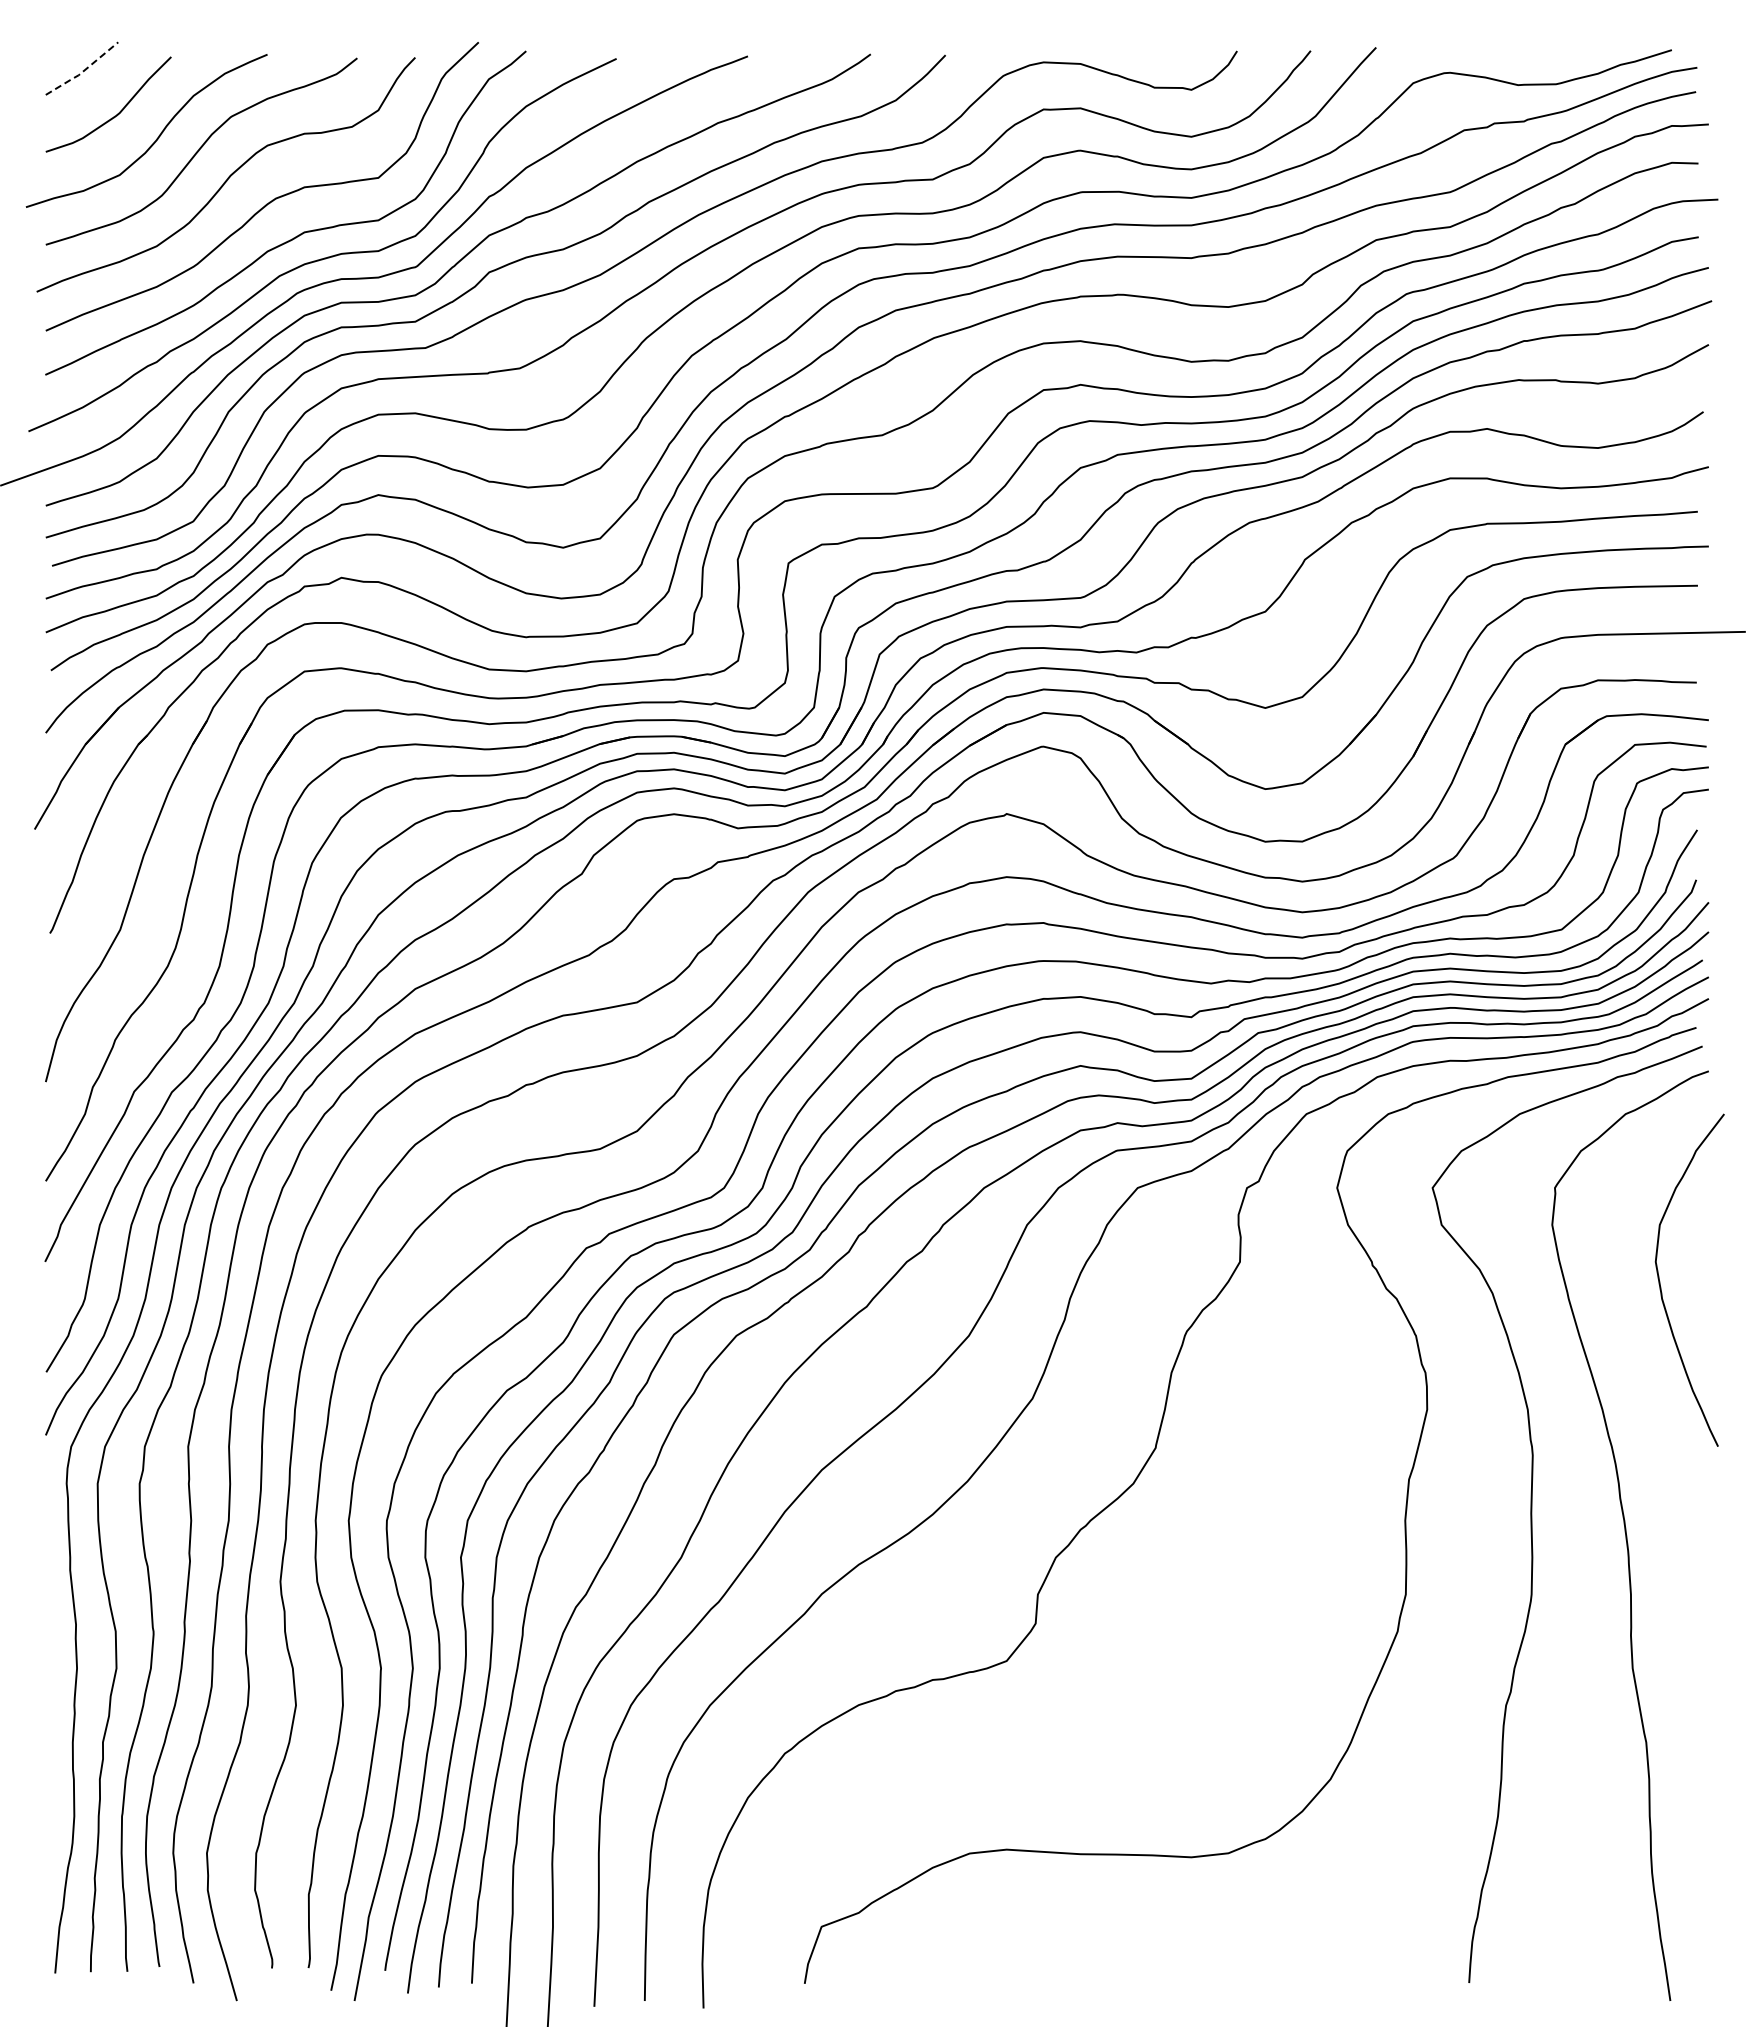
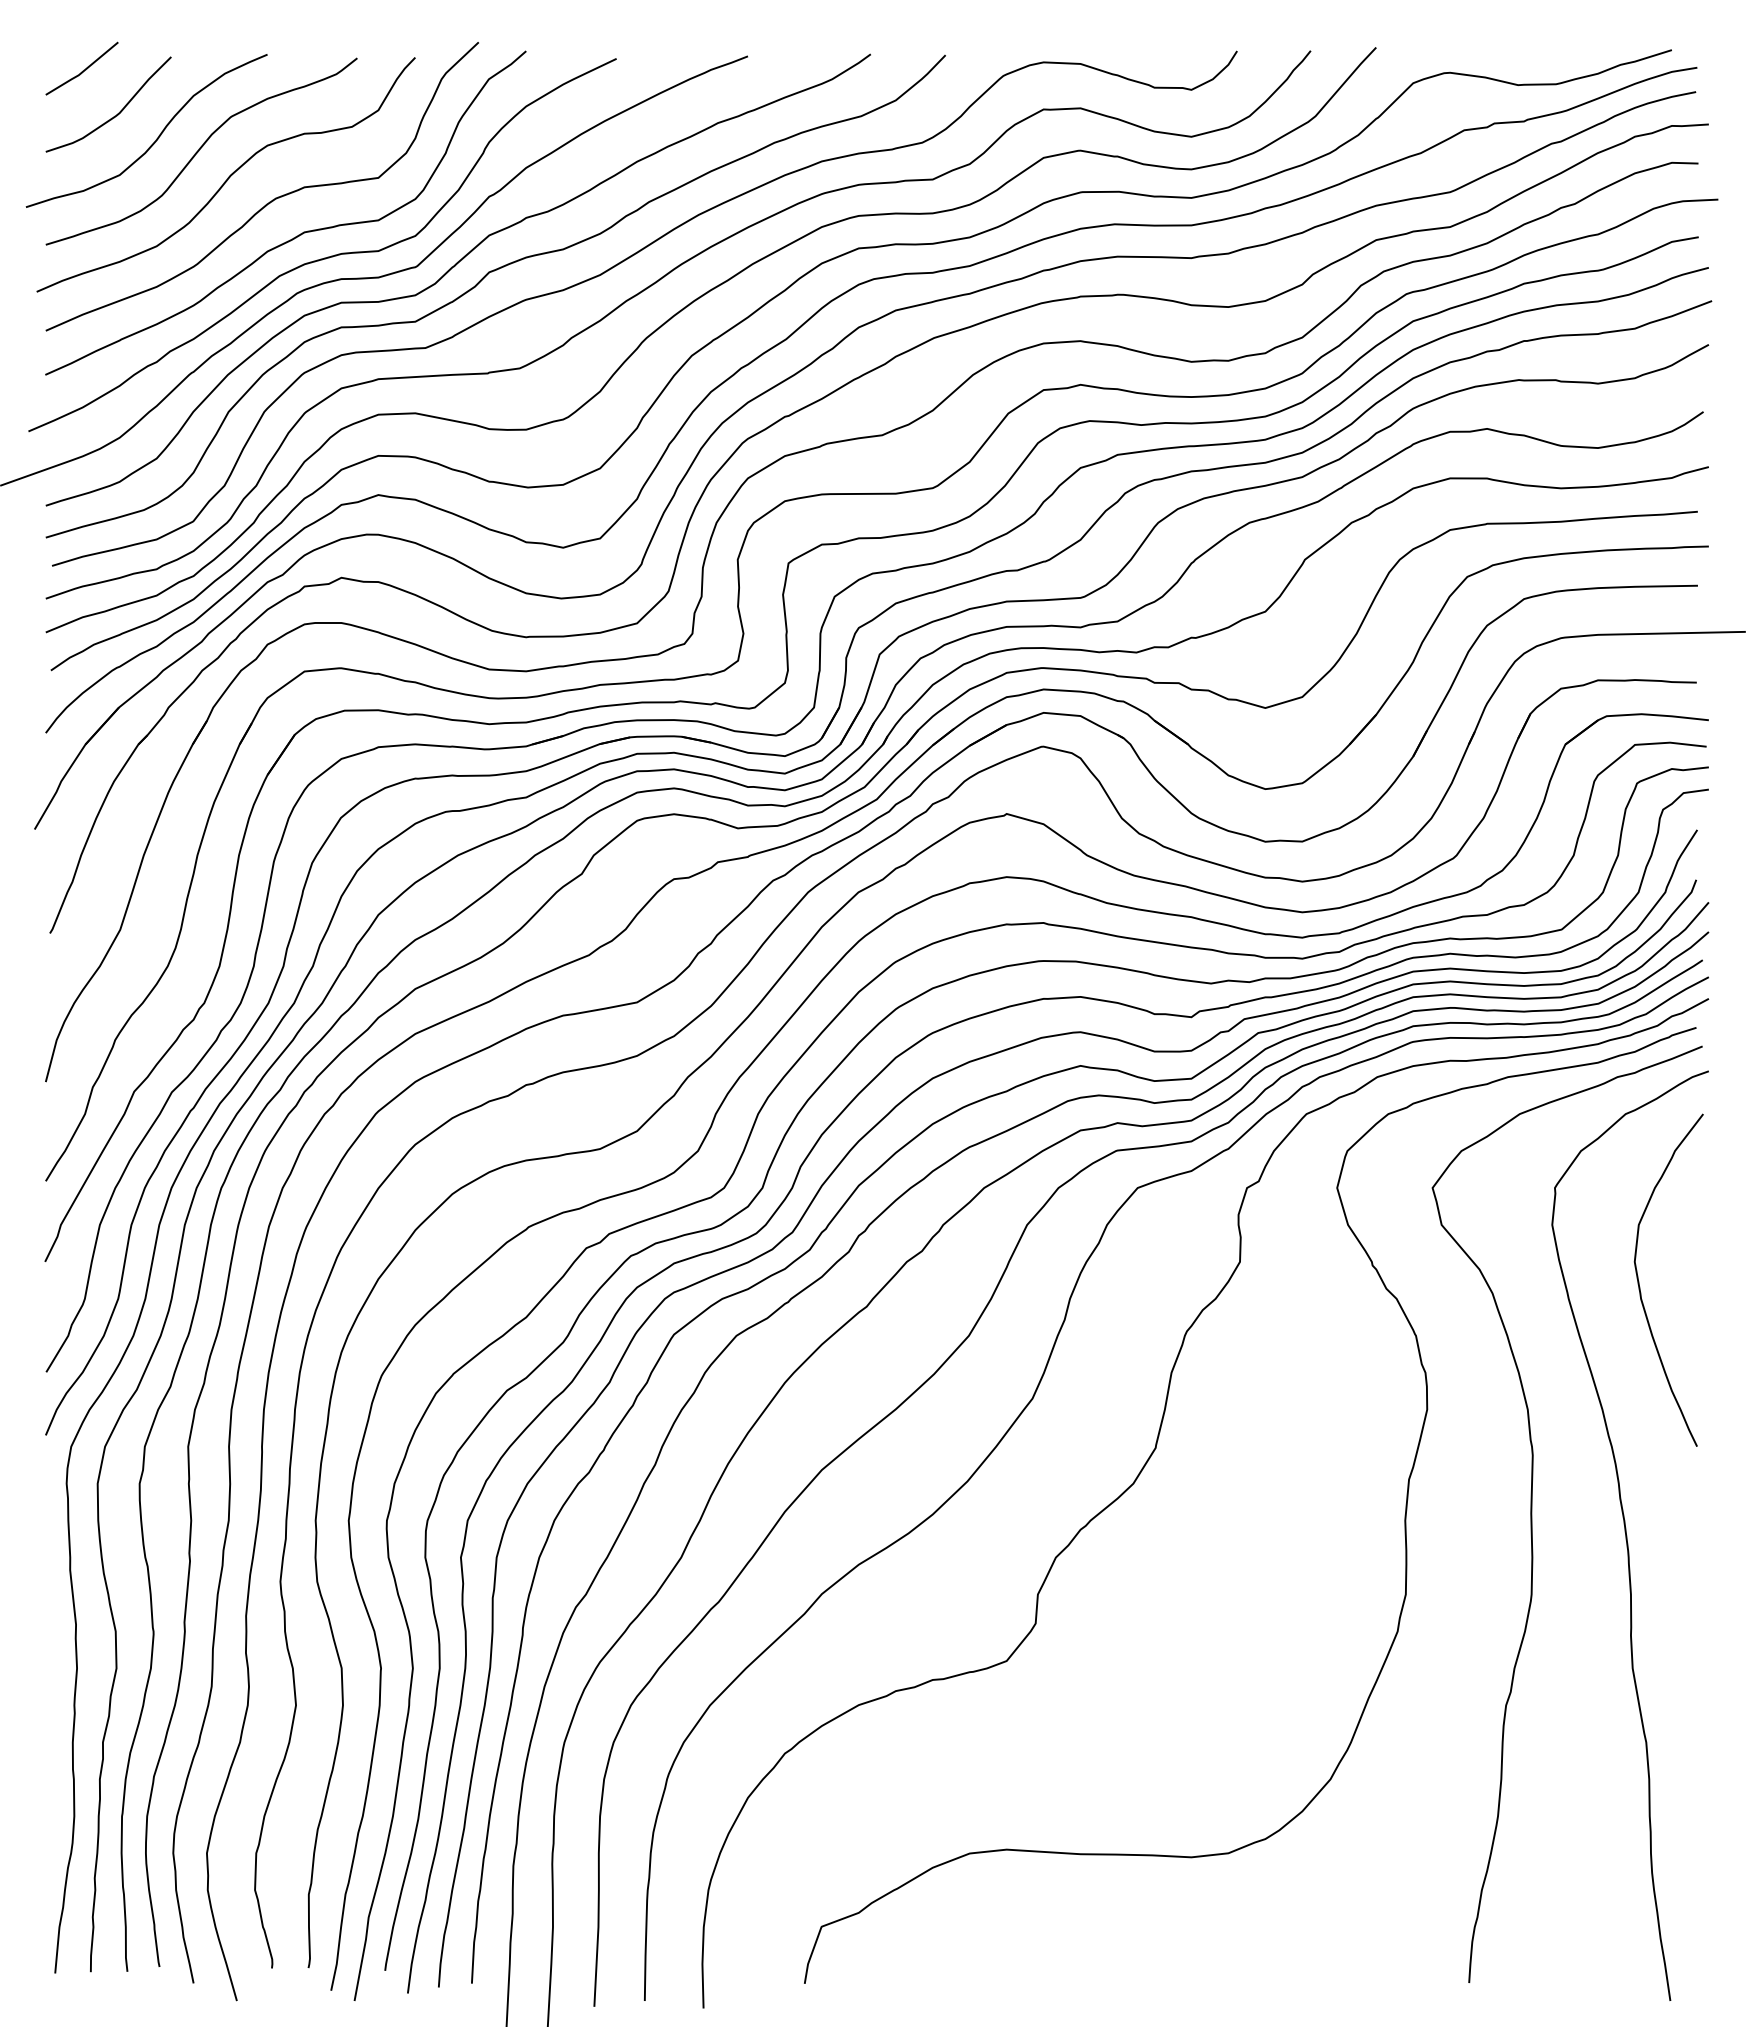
line: dashed -> solid (82, 72)
curve position: (1660, 1281) -> (1639, 1281) (1639, 1281)
